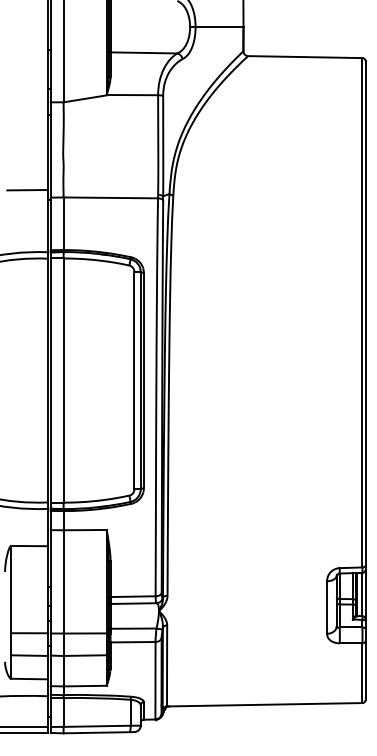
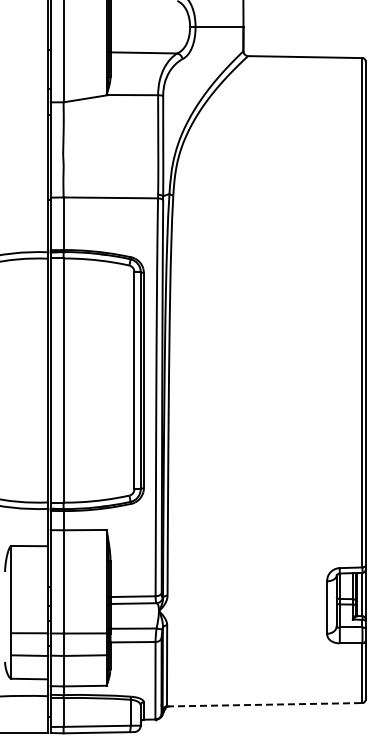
line: present -> none (27, 190)
line: solid -> dashed (264, 704)
line: present -> none (24, 726)
